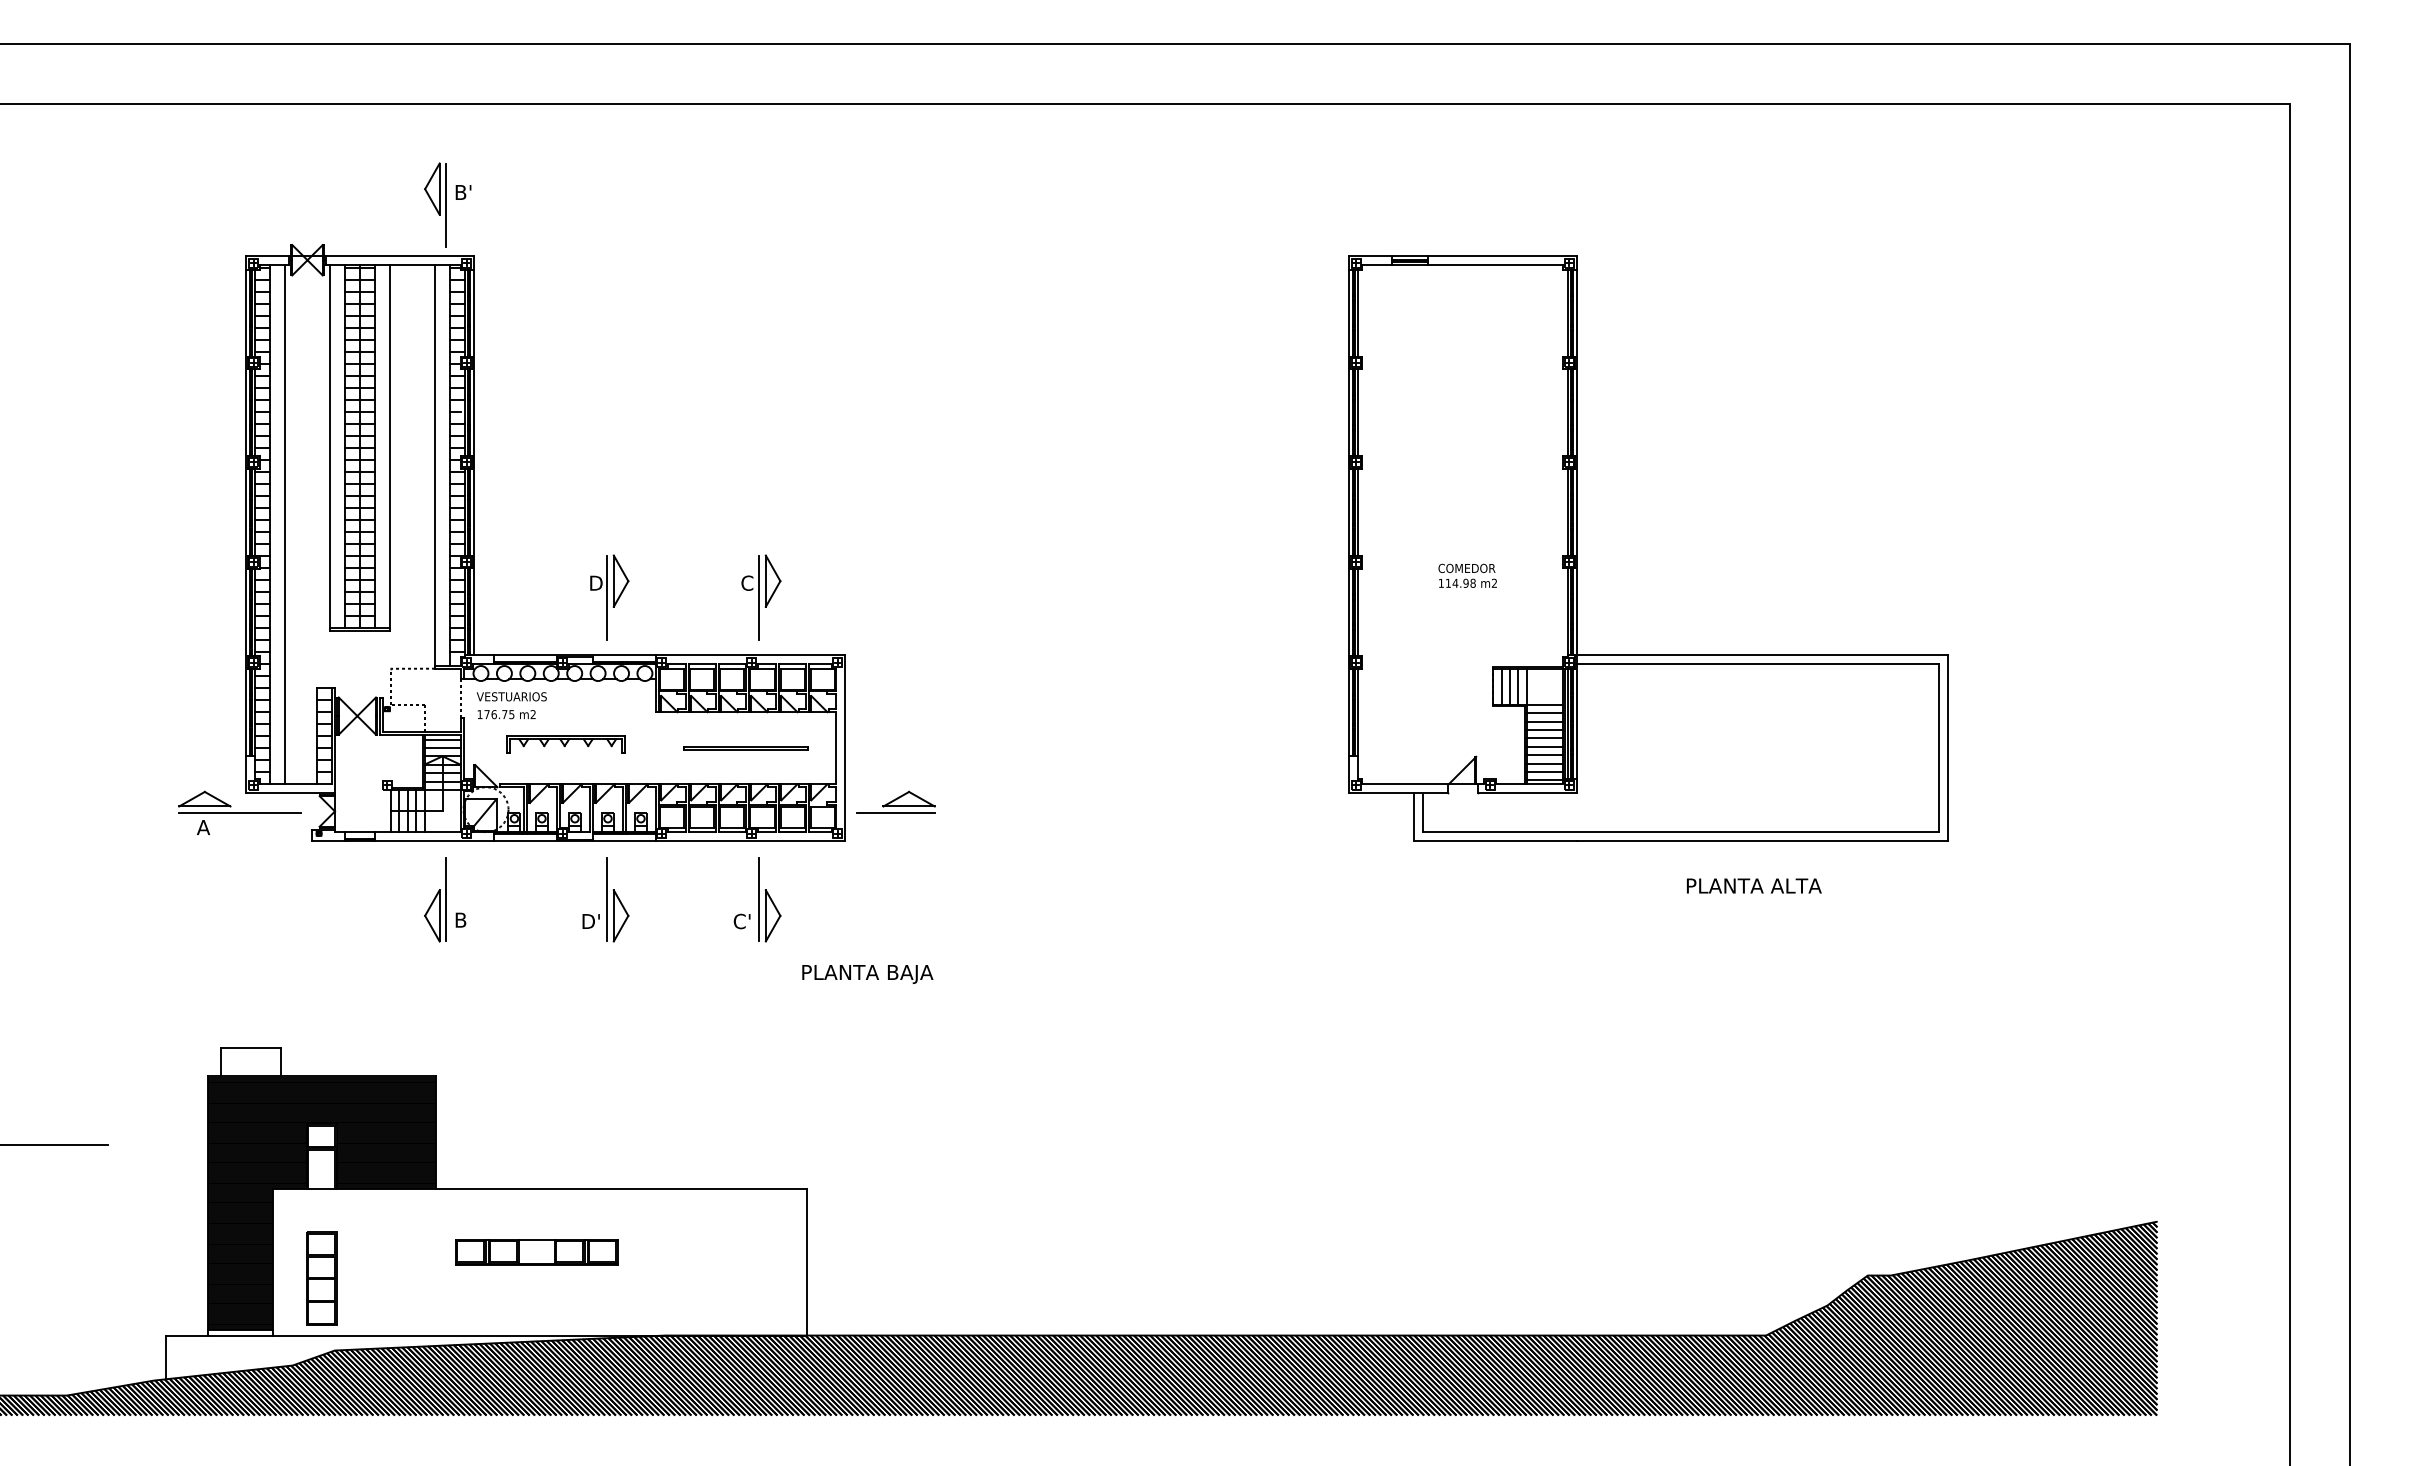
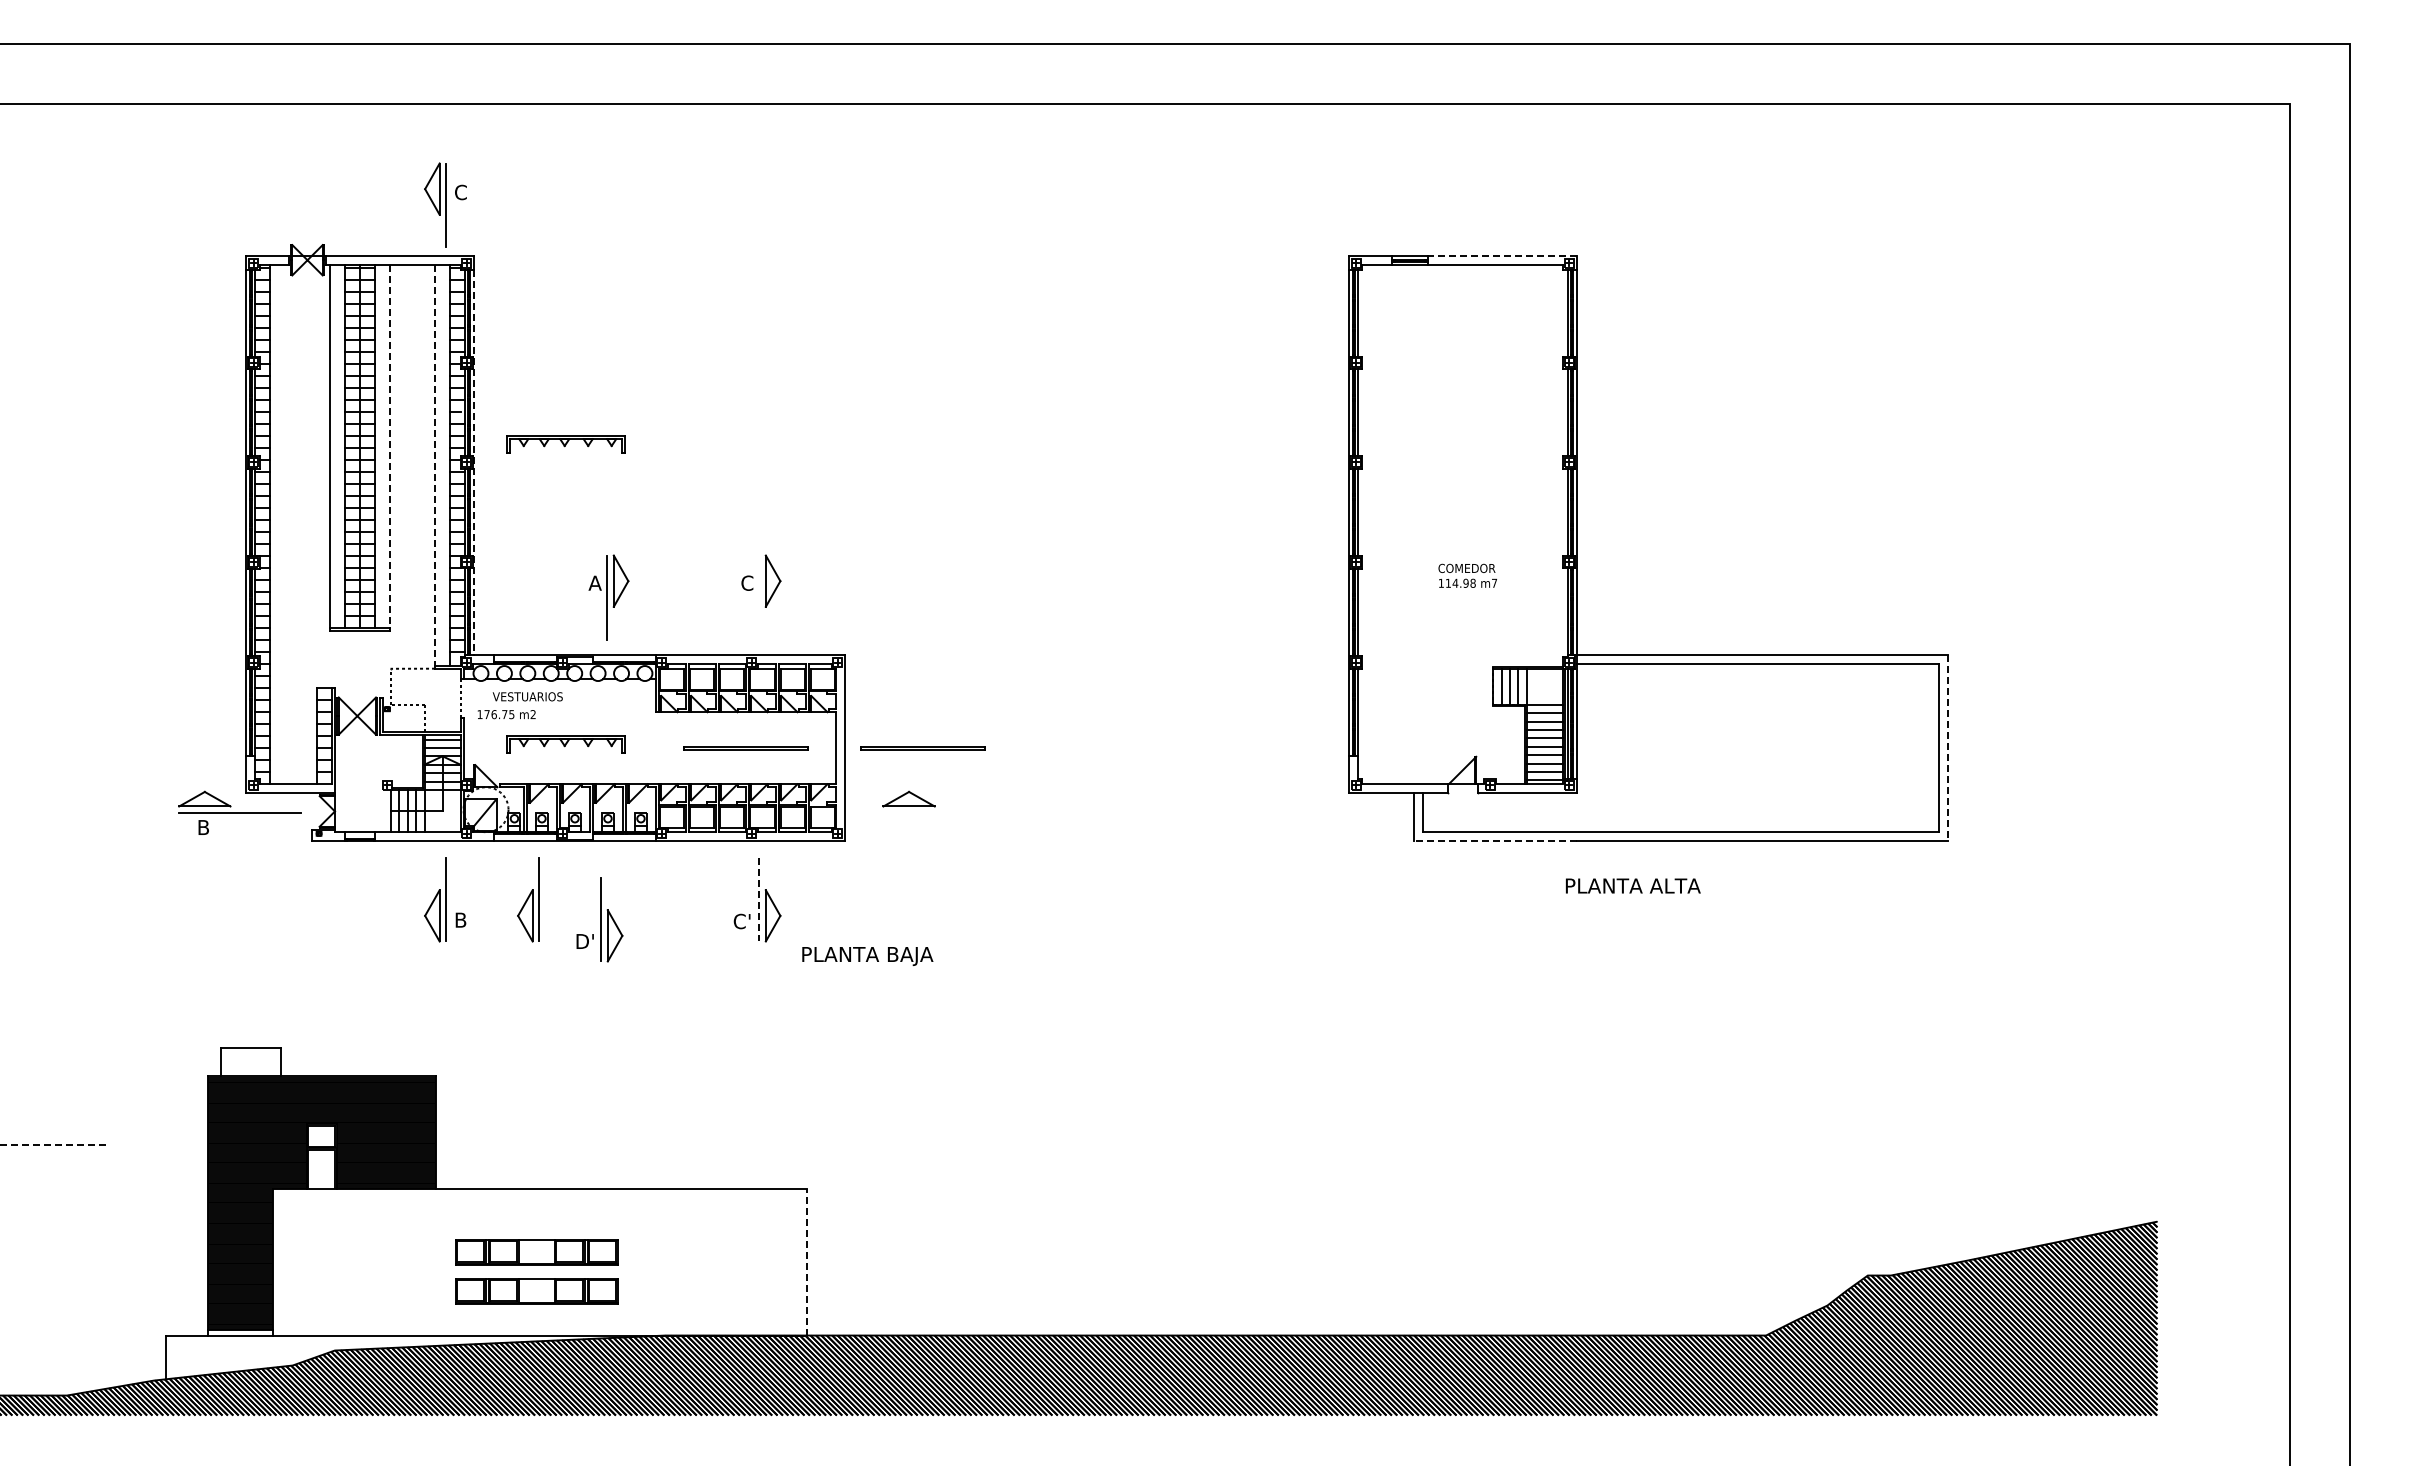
text: B' -> C (463, 192)
line: solid -> dashed (1501, 255)
part: none -> present (565, 444)
line: solid -> dashed (390, 446)
line: solid -> dashed (474, 462)
line: solid -> dashed (435, 465)
line: present -> none (285, 523)
text: D -> A (595, 582)
text: m2 -> m7 (1494, 582)
line: present -> none (759, 597)
text position: (511, 696) -> (527, 696) (527, 696)
line: none -> present (922, 747)
line: solid -> dashed (1947, 748)
line: present -> none (895, 812)
text: A -> B (203, 827)
line: solid -> dashed (1495, 841)
text position: (1754, 885) -> (1633, 885) (1633, 885)
part: none -> present (528, 899)
part position: (605, 899) -> (599, 919) (599, 919)
line: solid -> dashed (759, 899)
text position: (867, 974) -> (867, 956) (867, 956)
line: solid -> dashed (54, 1145)
line: solid -> dashed (806, 1262)
part: present -> none (321, 1278)
part: none -> present (536, 1291)
